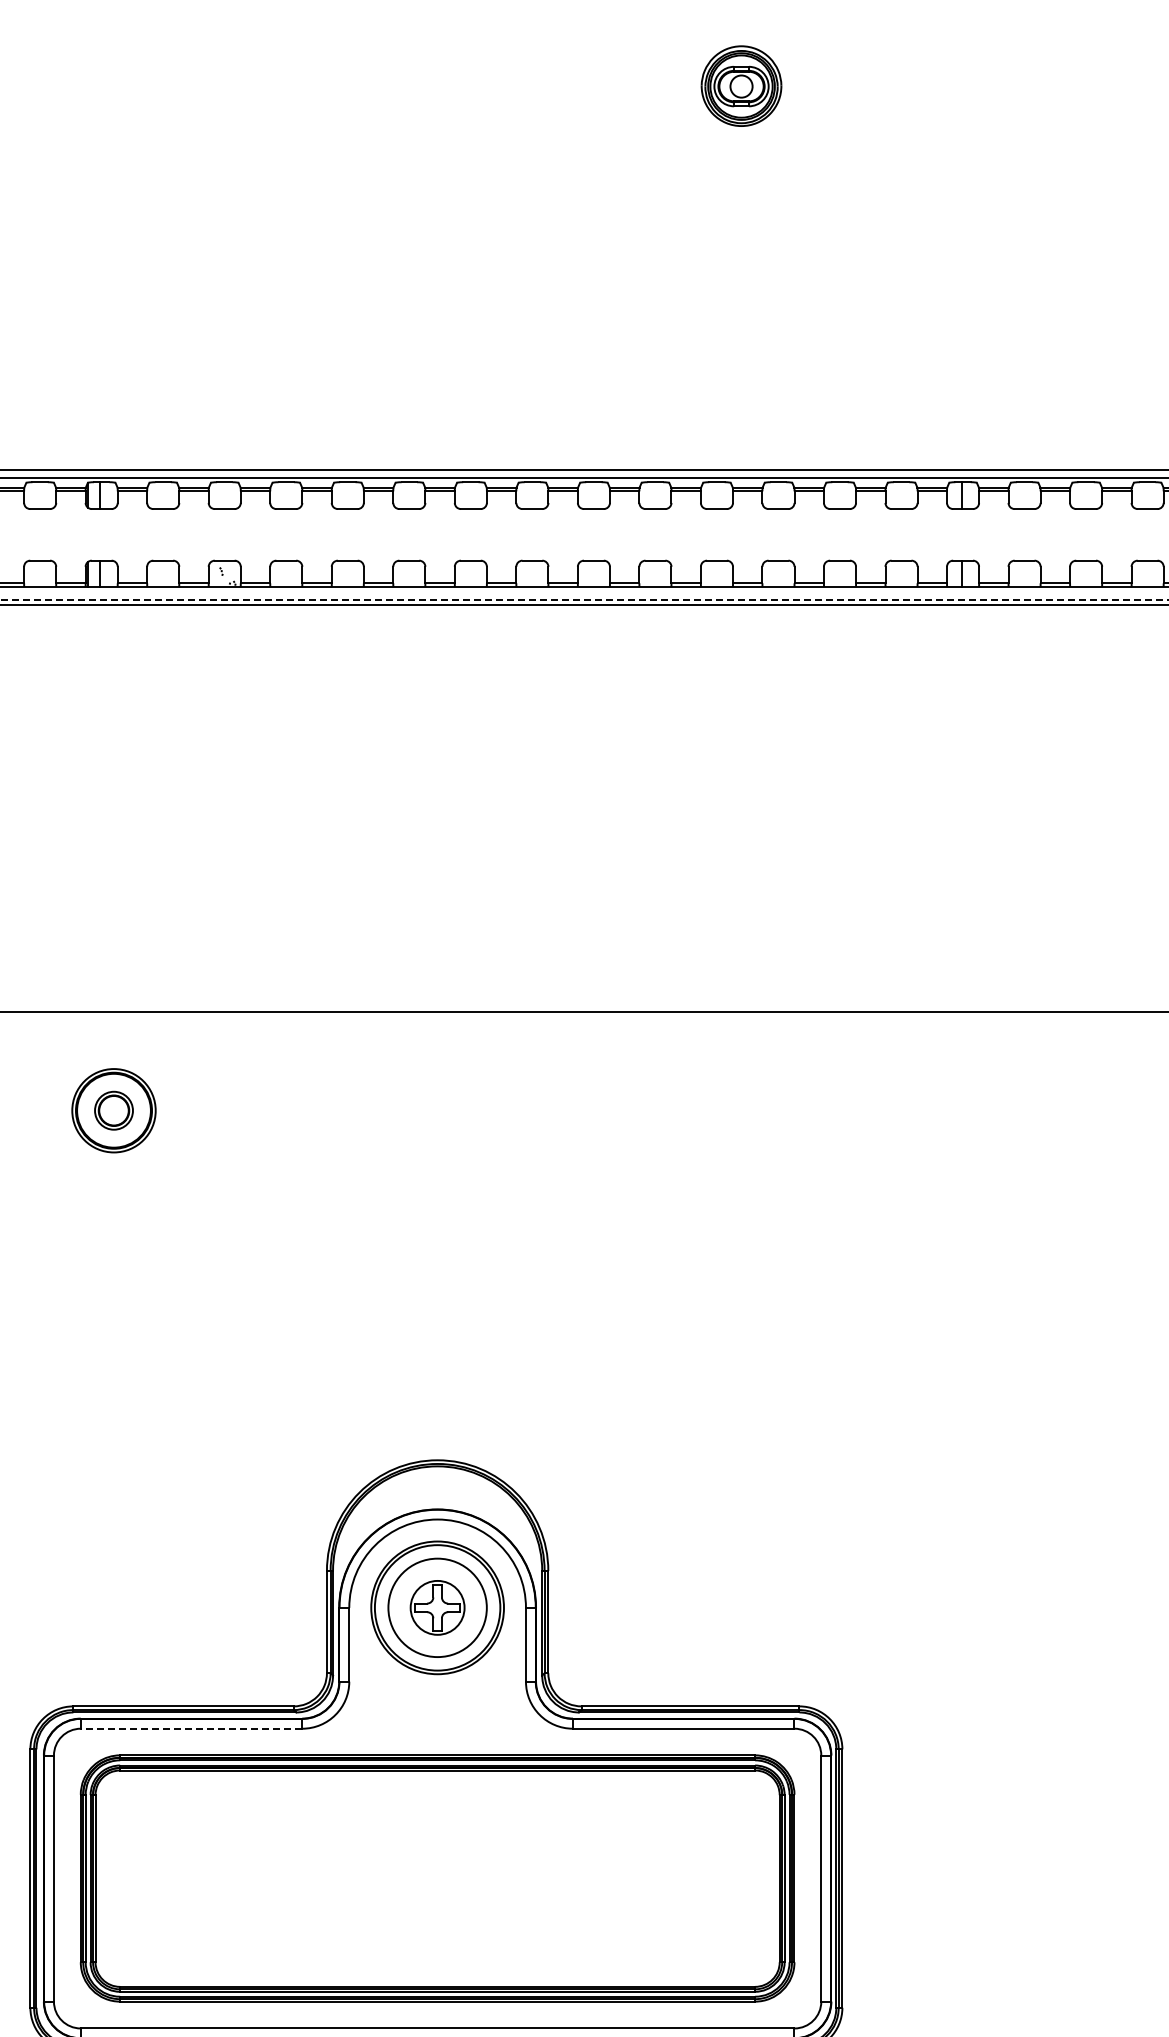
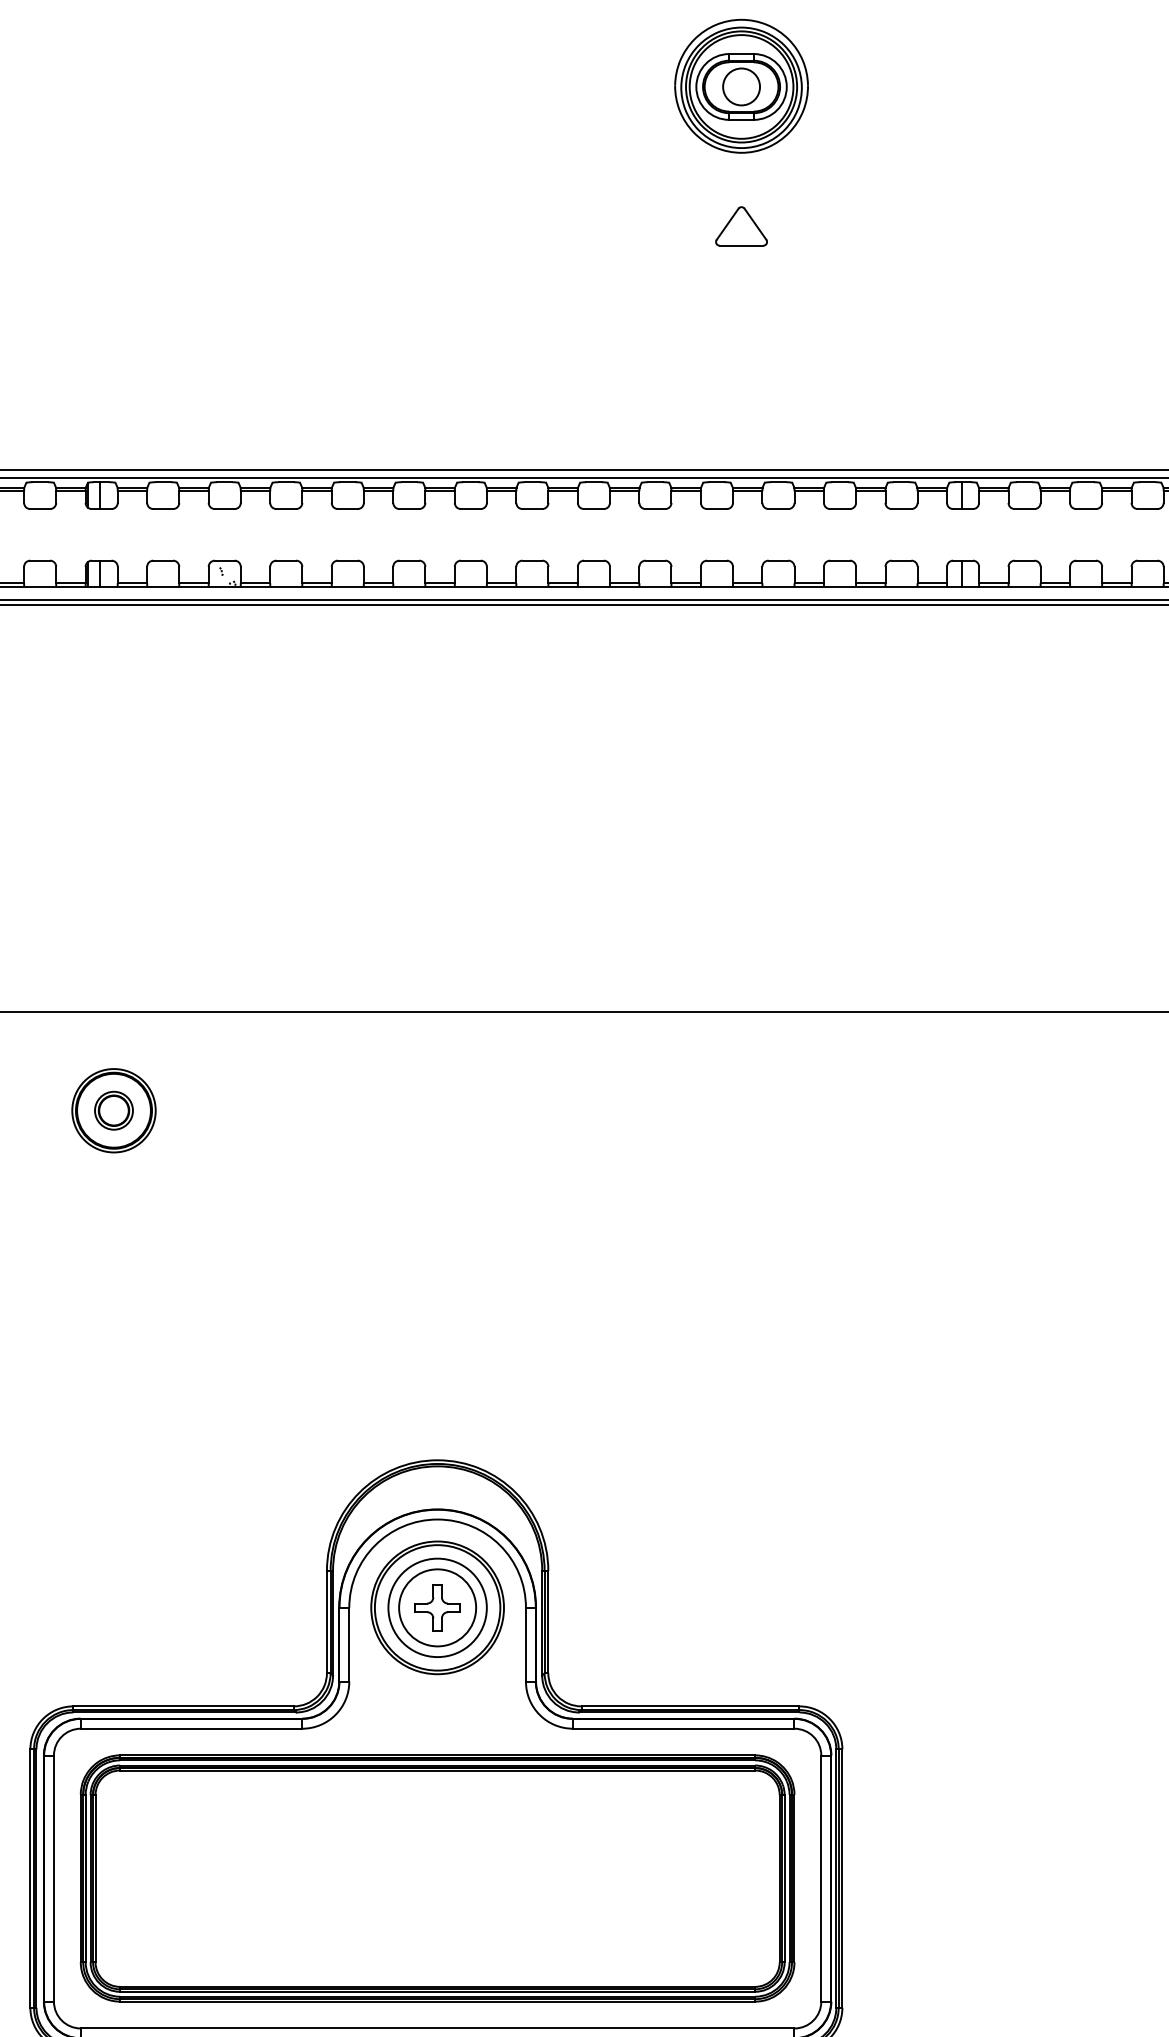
part size: 83x82 px -> 135x136 px (741, 85)
part: none -> present (741, 226)
line: dashed -> solid (584, 599)
circle diameter: 54 px -> 77 px (437, 1607)
line: dashed -> solid (191, 1728)
